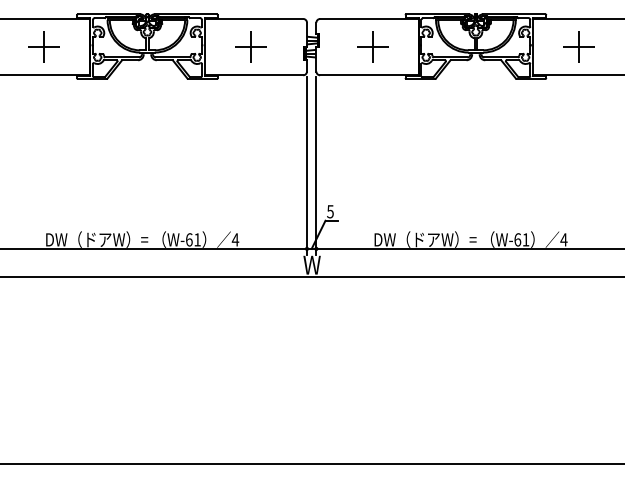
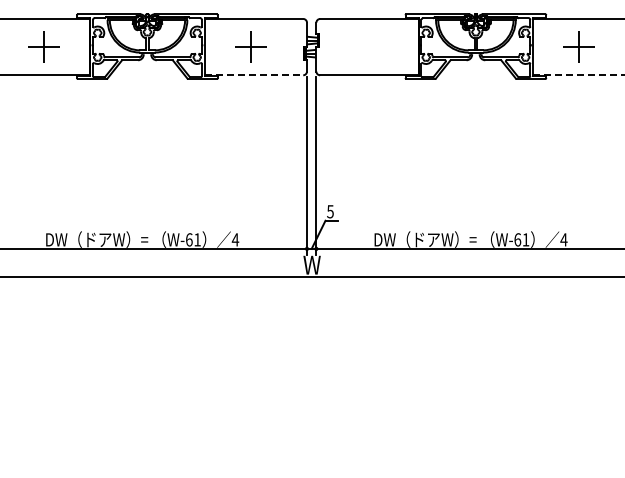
part: present -> none (372, 46)
line: solid -> dashed (254, 75)
line: solid -> dashed (578, 75)
line: present -> none (311, 463)
